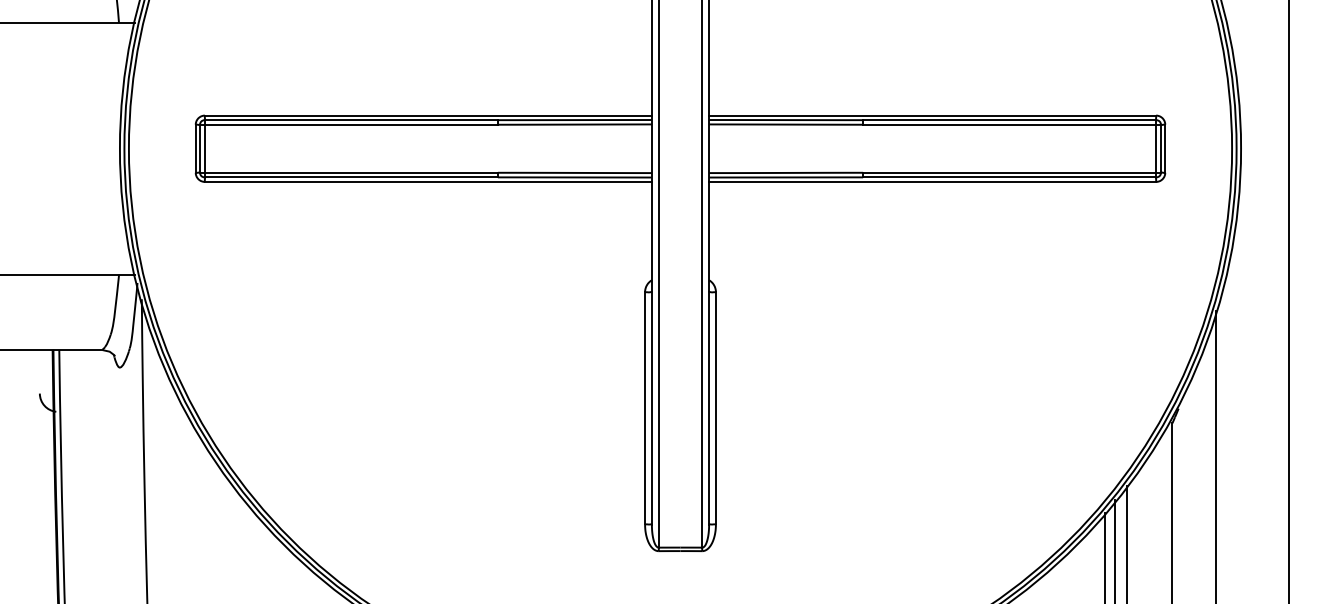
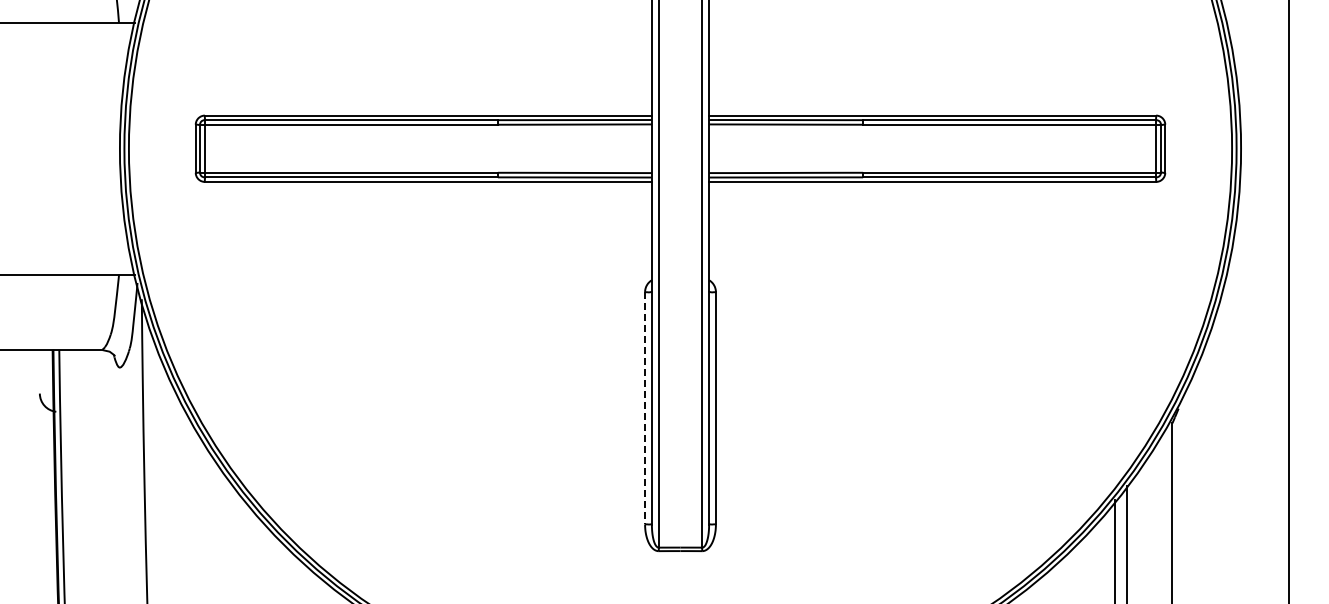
line: solid -> dashed (645, 408)
line: present -> none (1215, 455)
line: present -> none (1105, 556)
